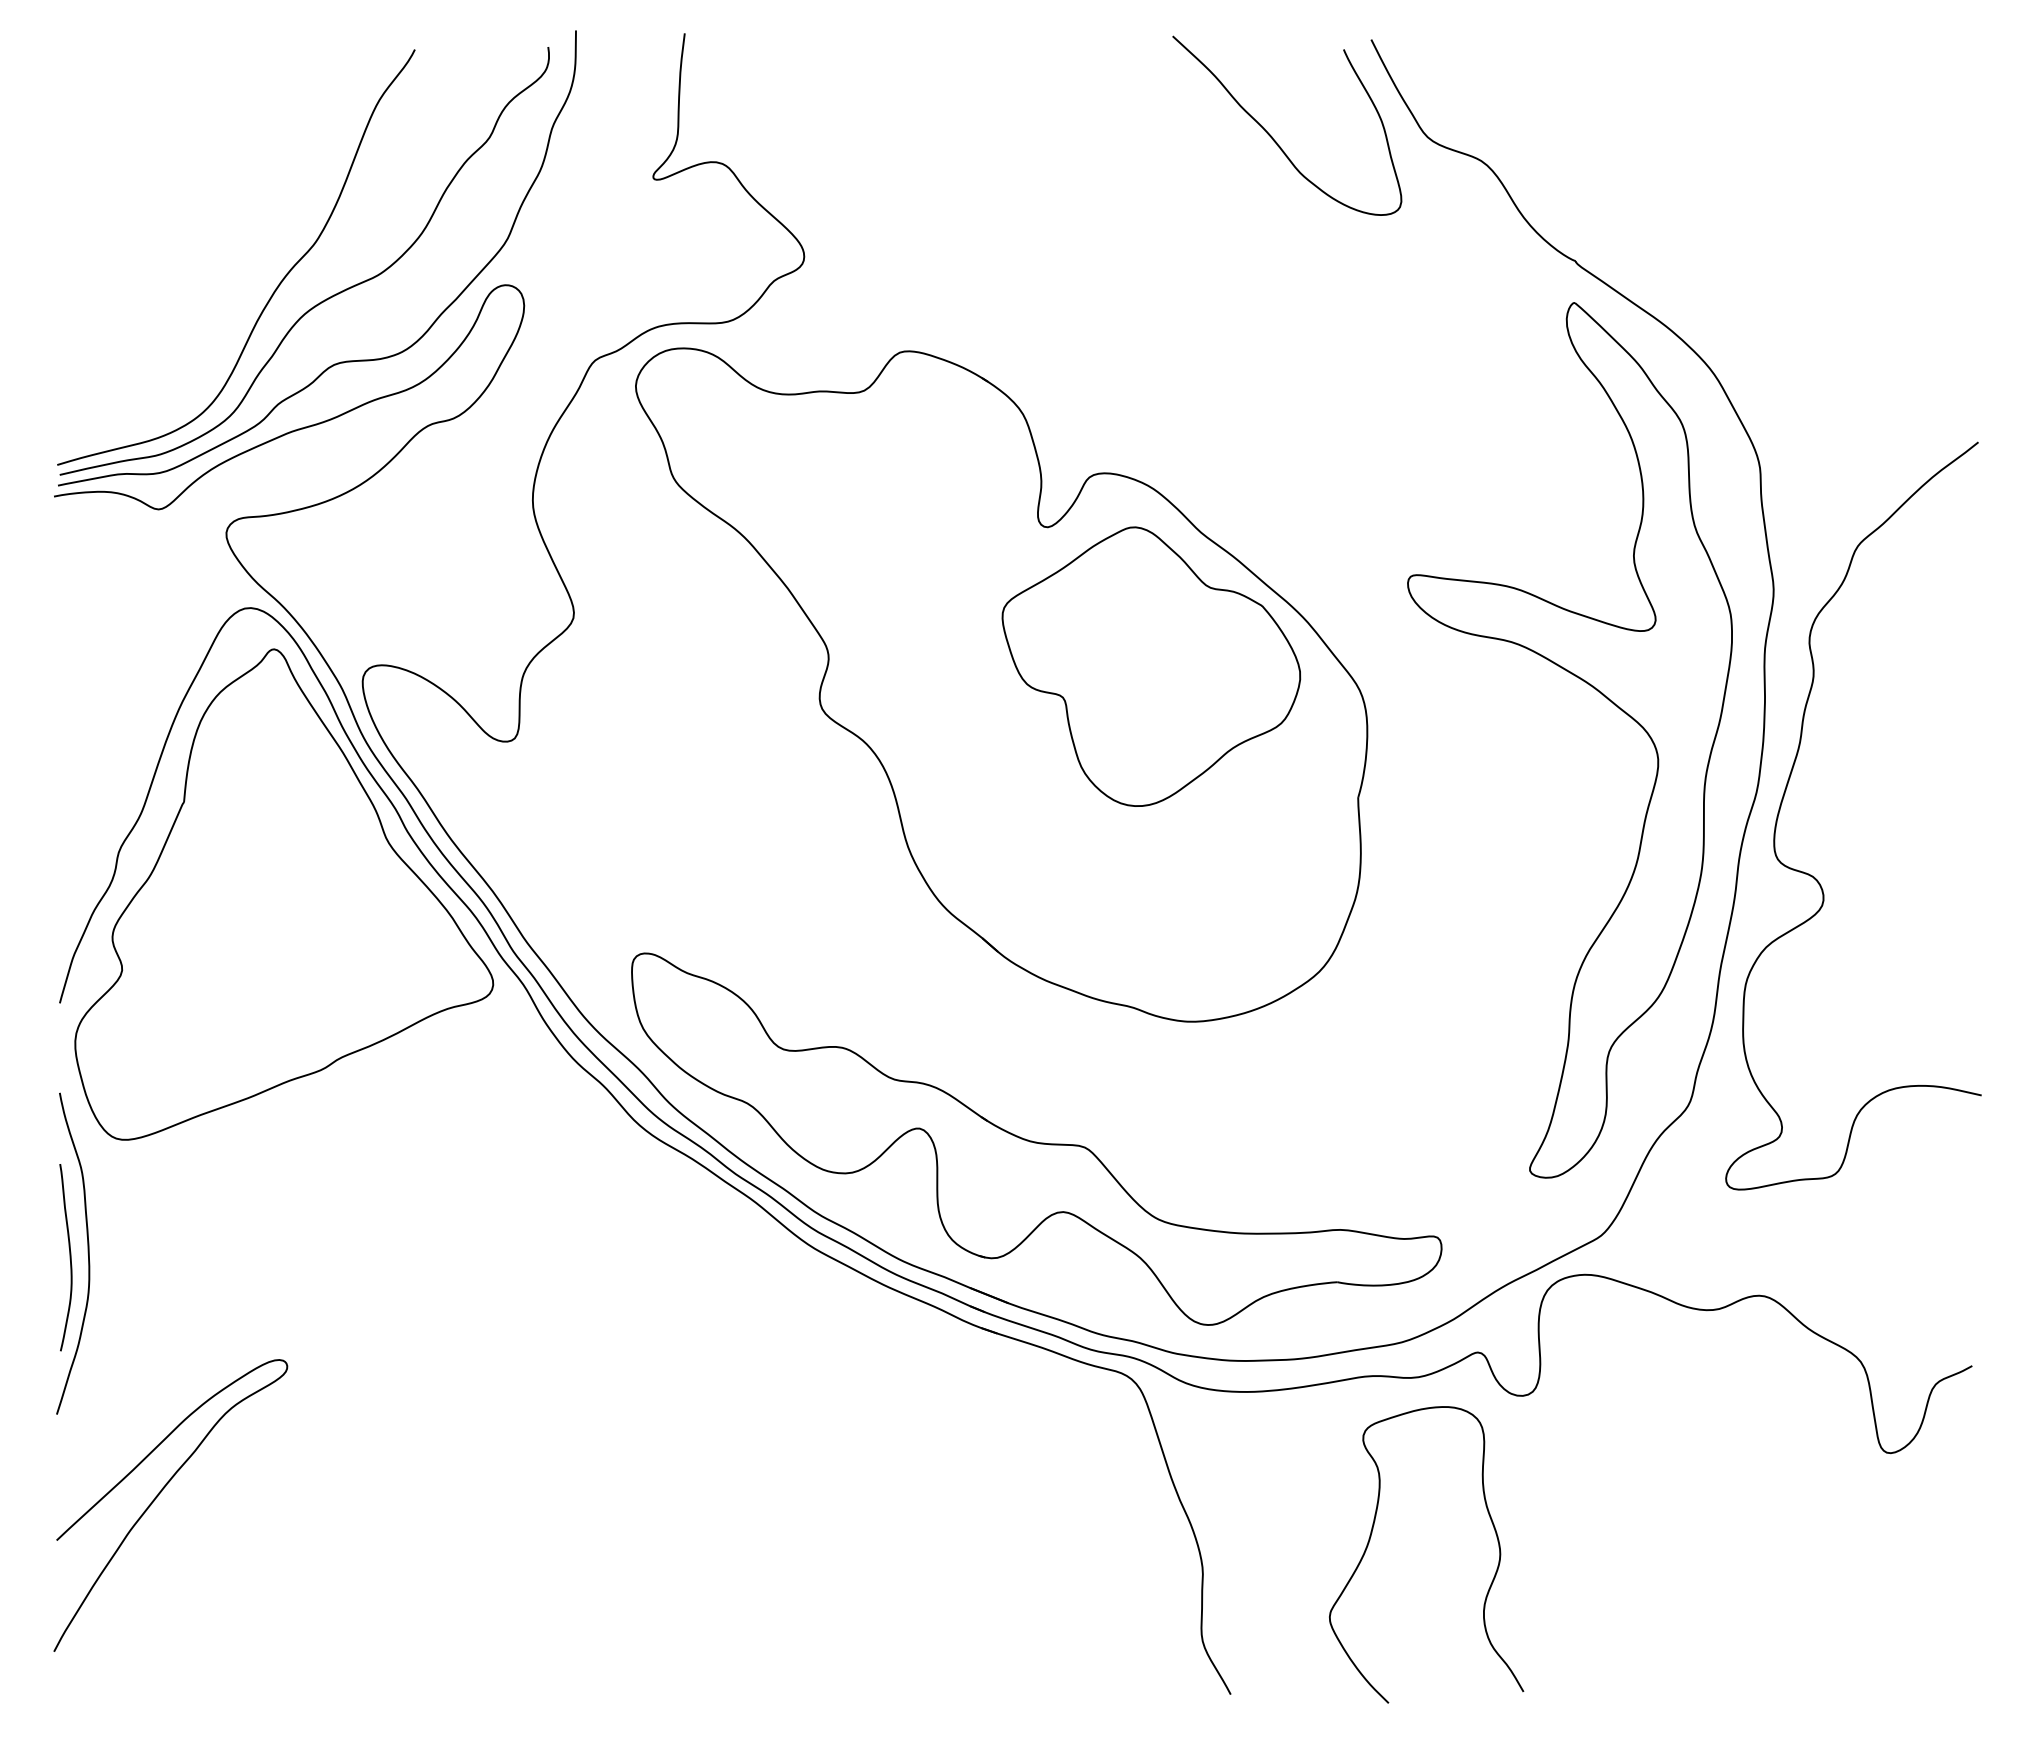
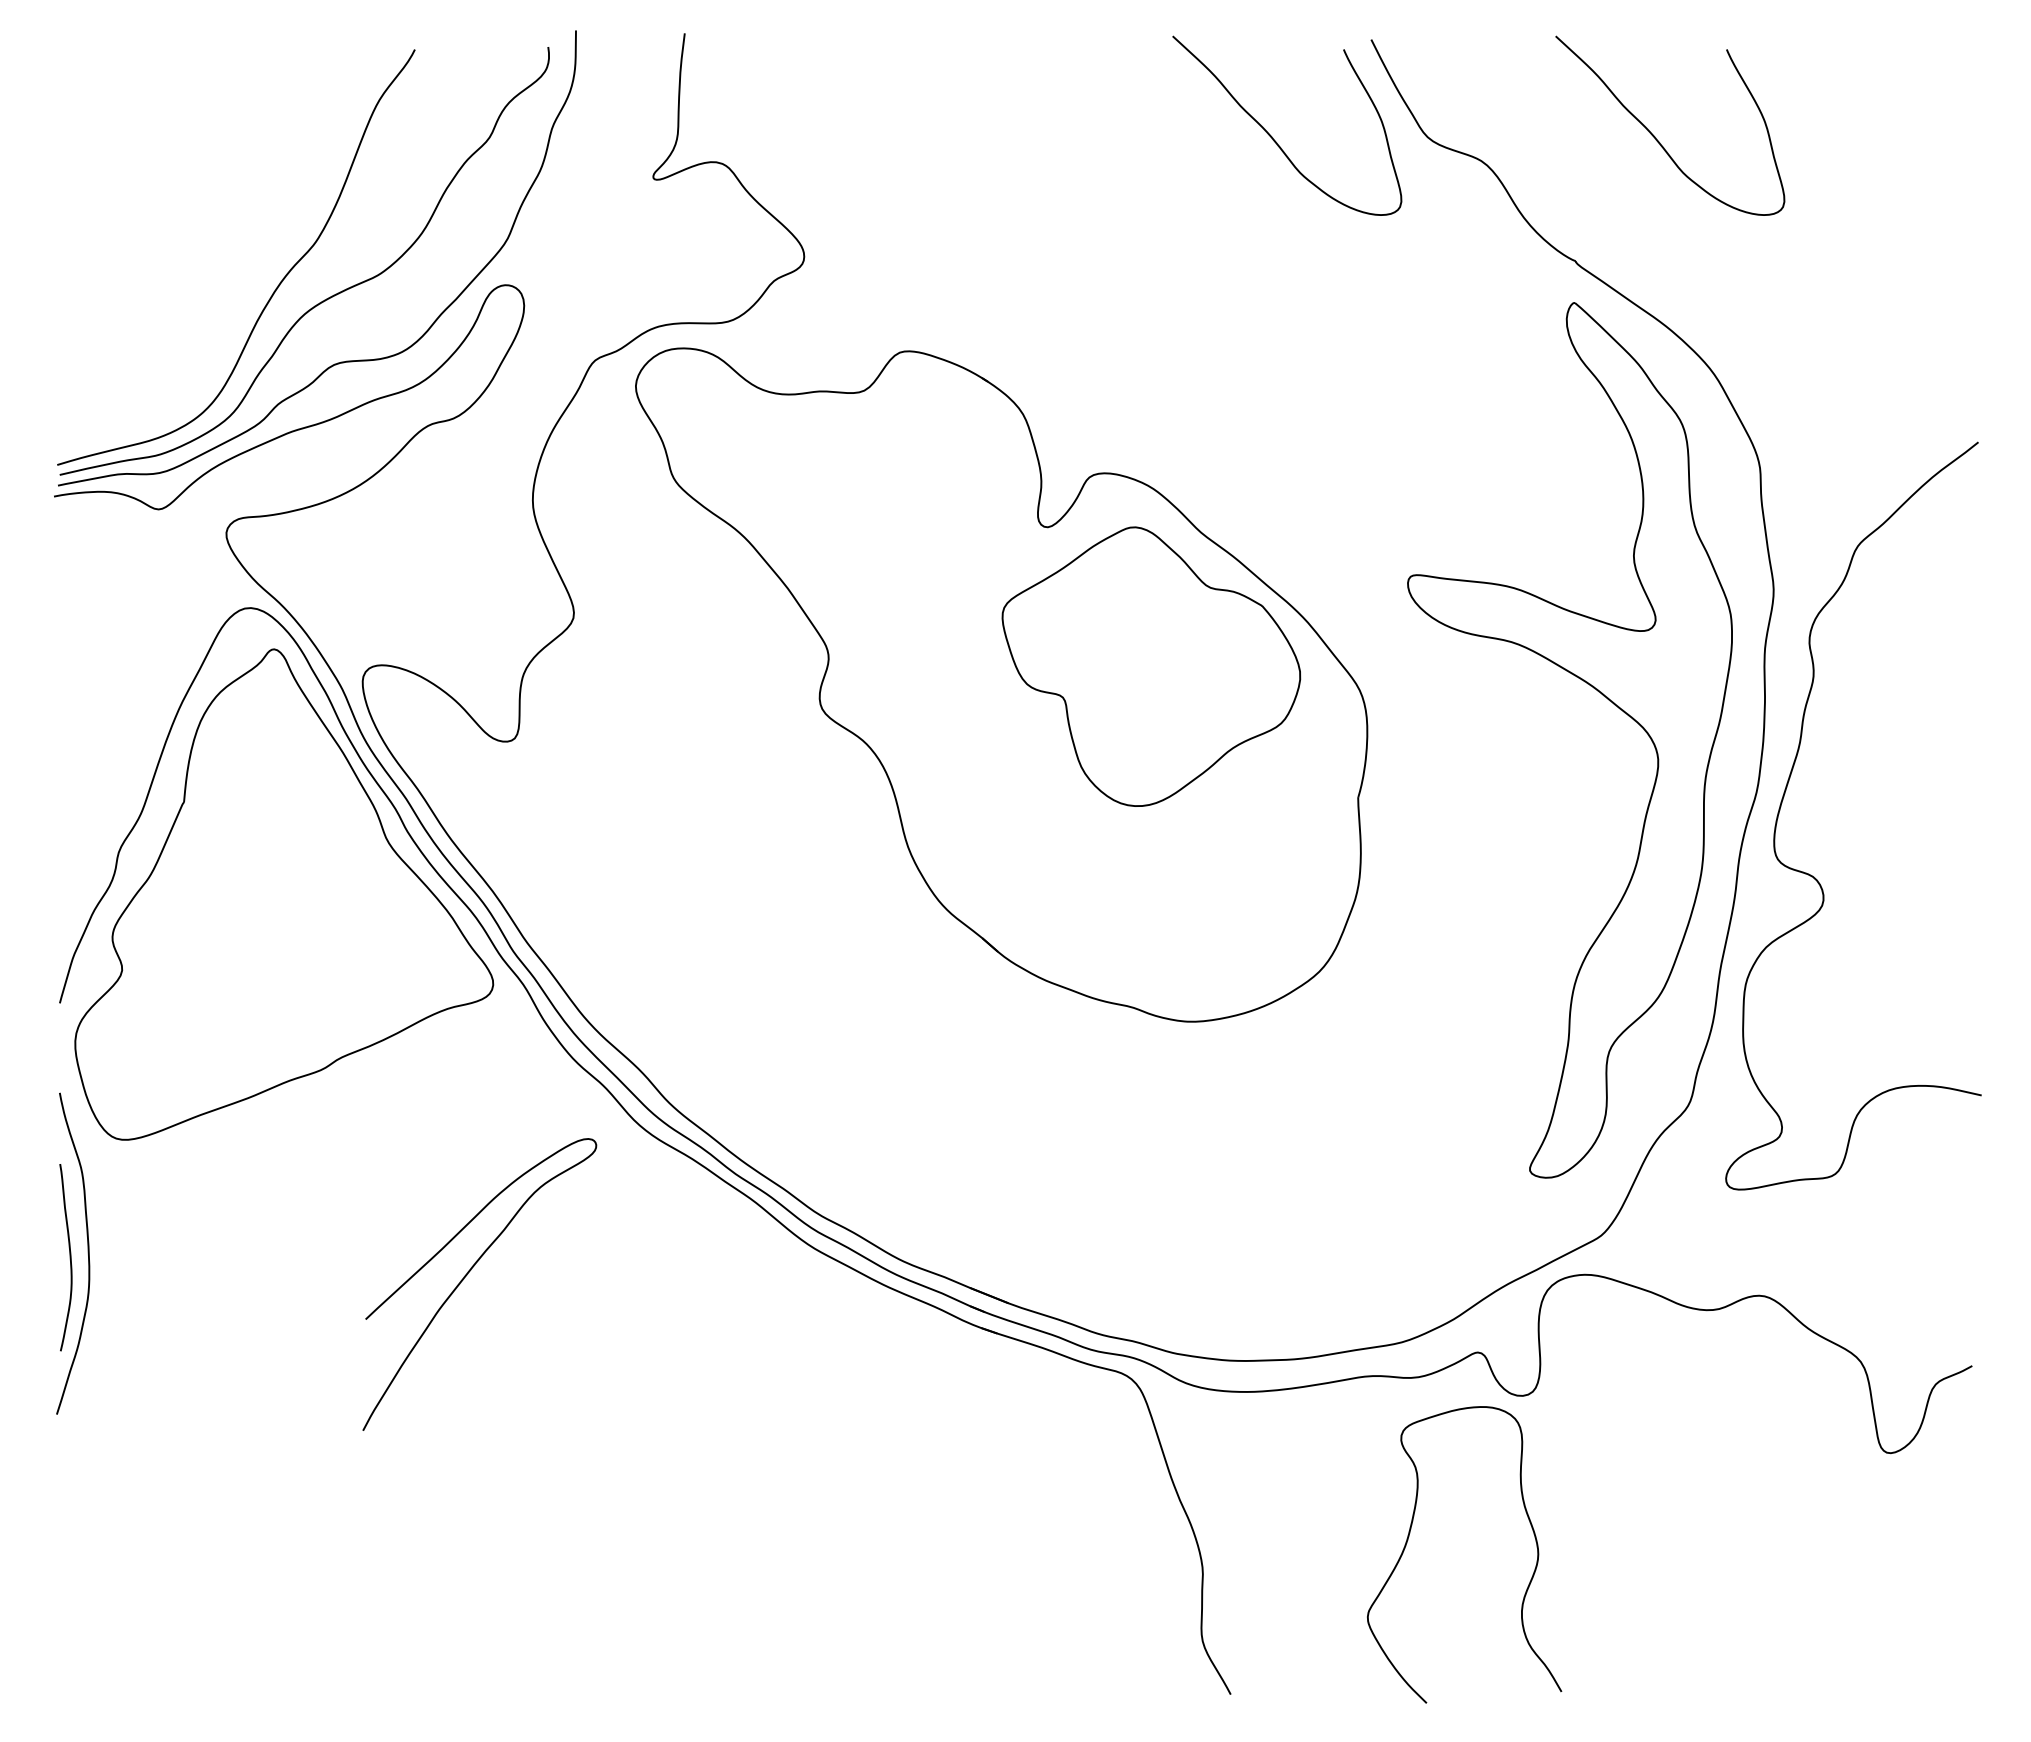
curve: none -> present (1655, 136)
part: present -> none (1036, 1138)
curve position: (158, 1496) -> (467, 1275) (467, 1275)
curve position: (1370, 1540) -> (1408, 1540) (1408, 1540)
